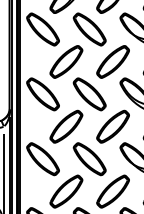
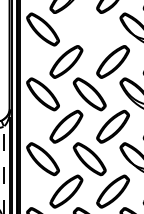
part: present -> none (89, 29)
line: solid -> dashed (3, 174)
